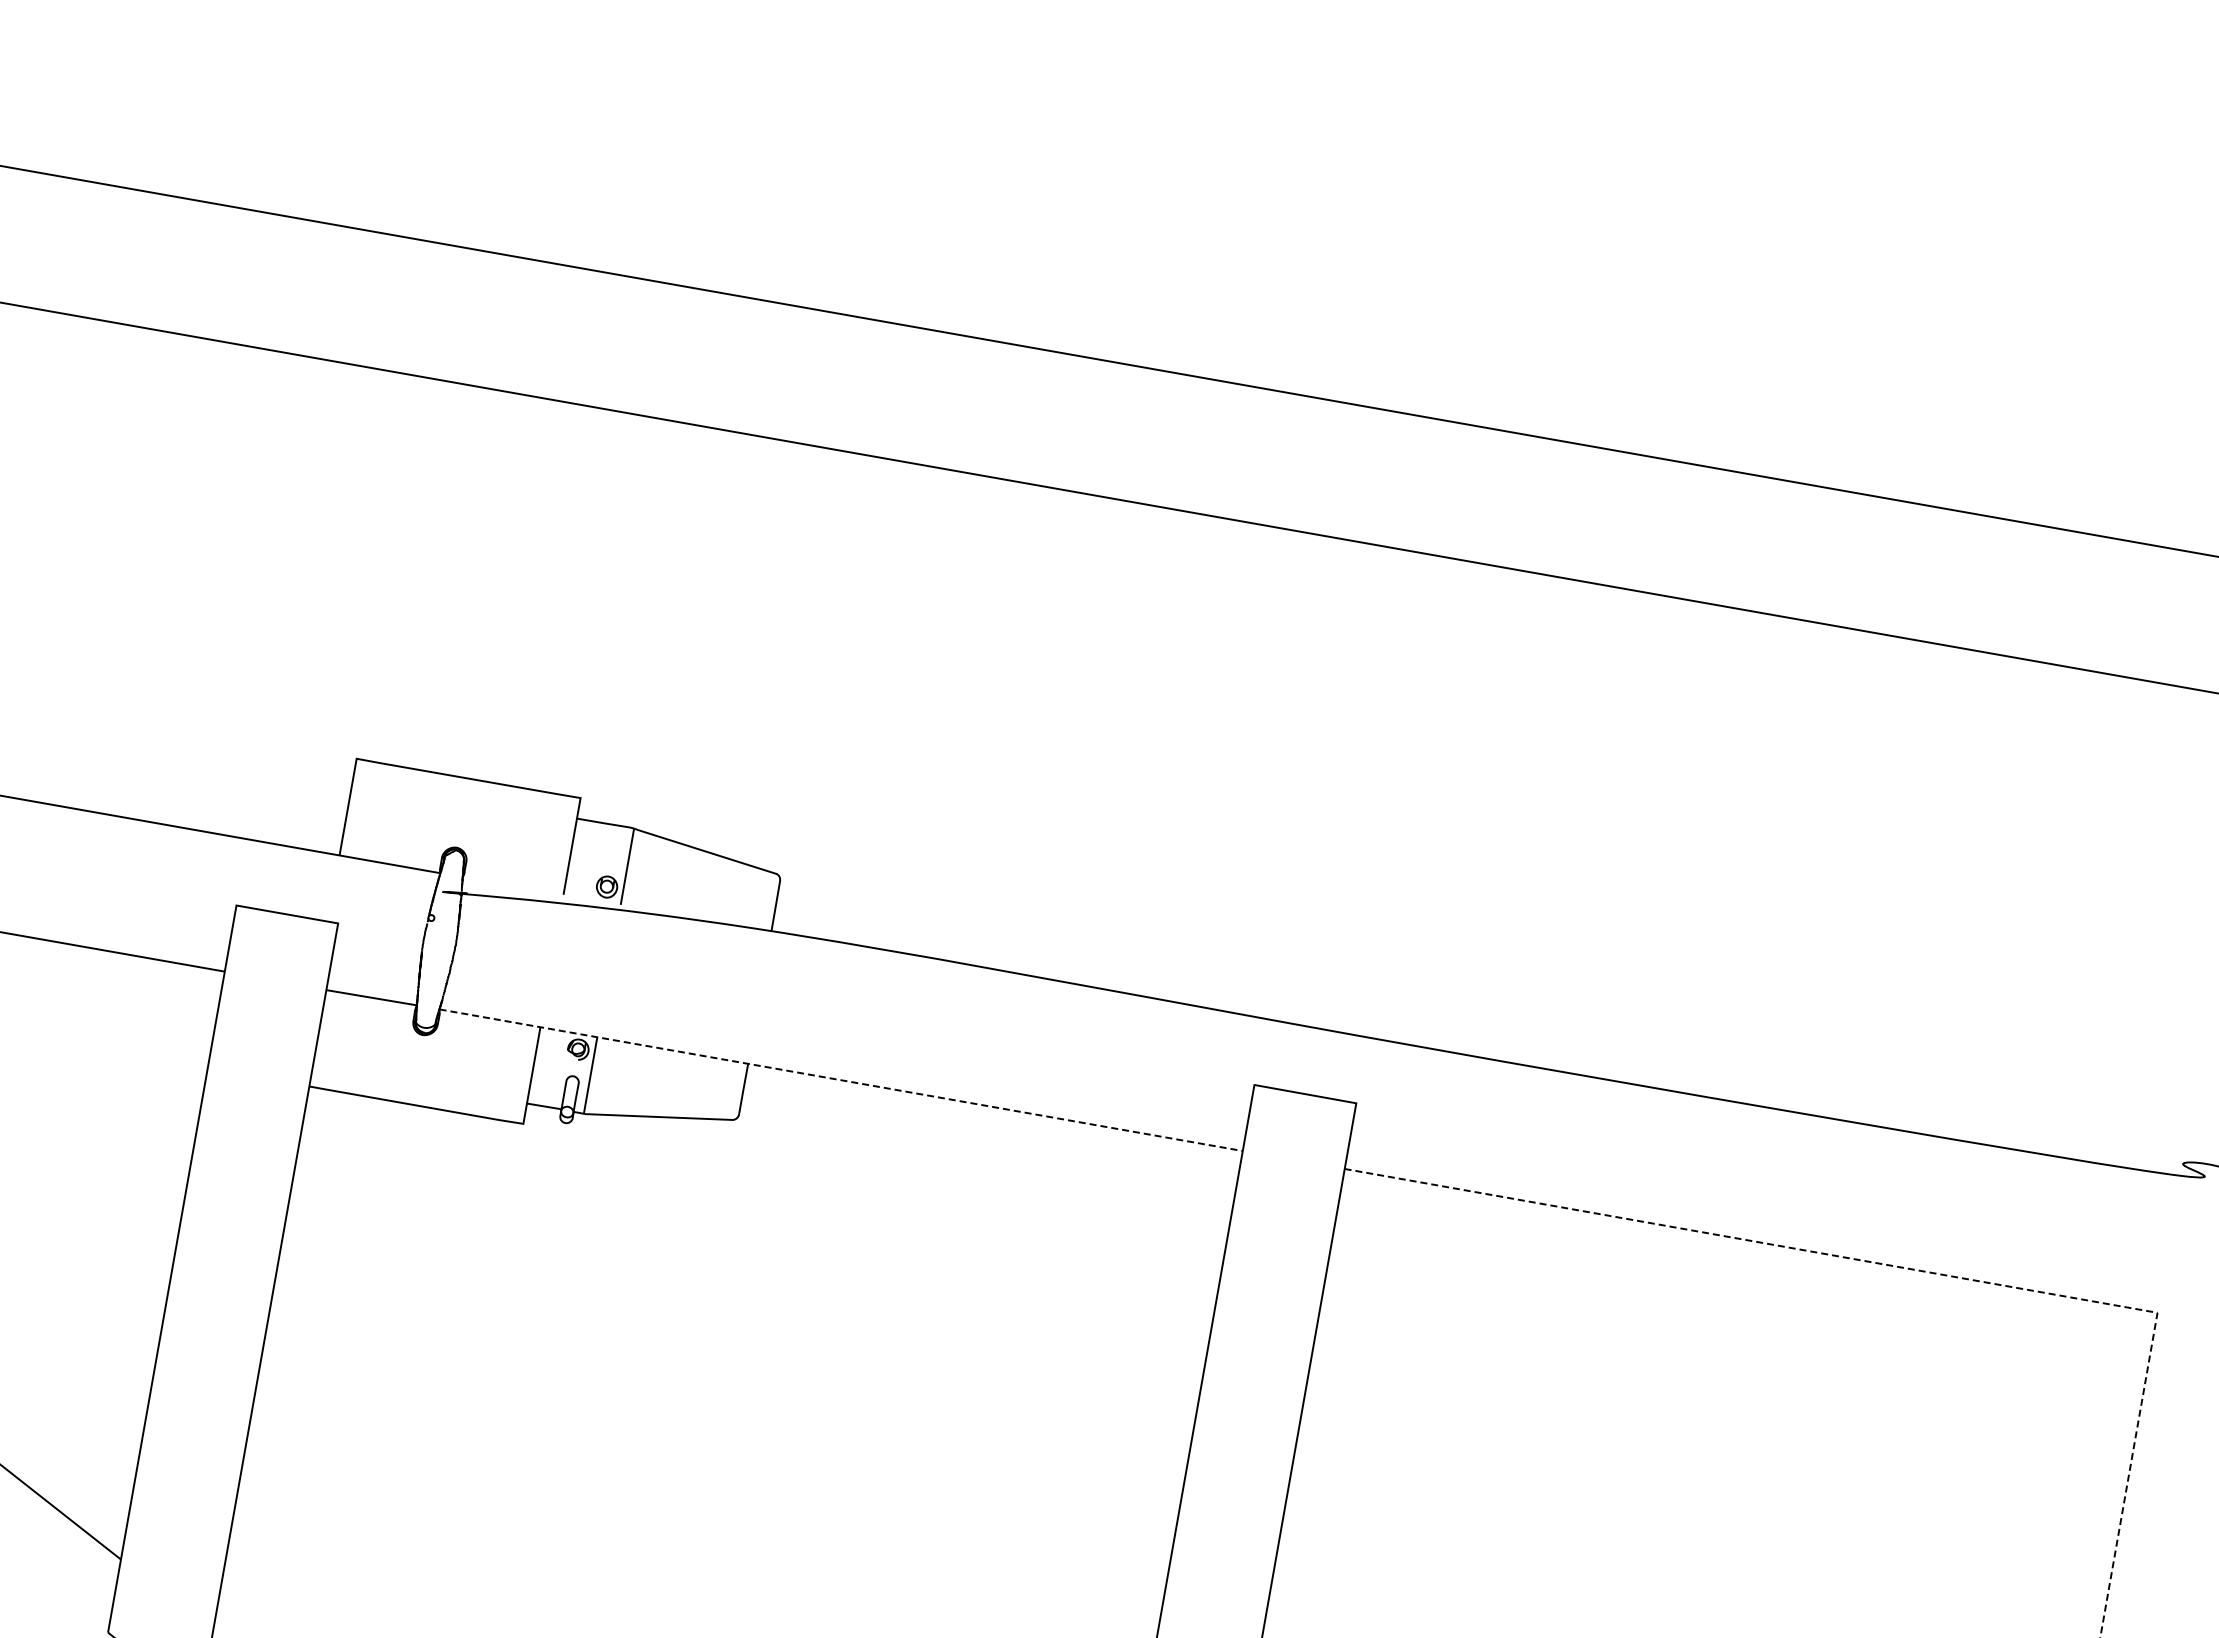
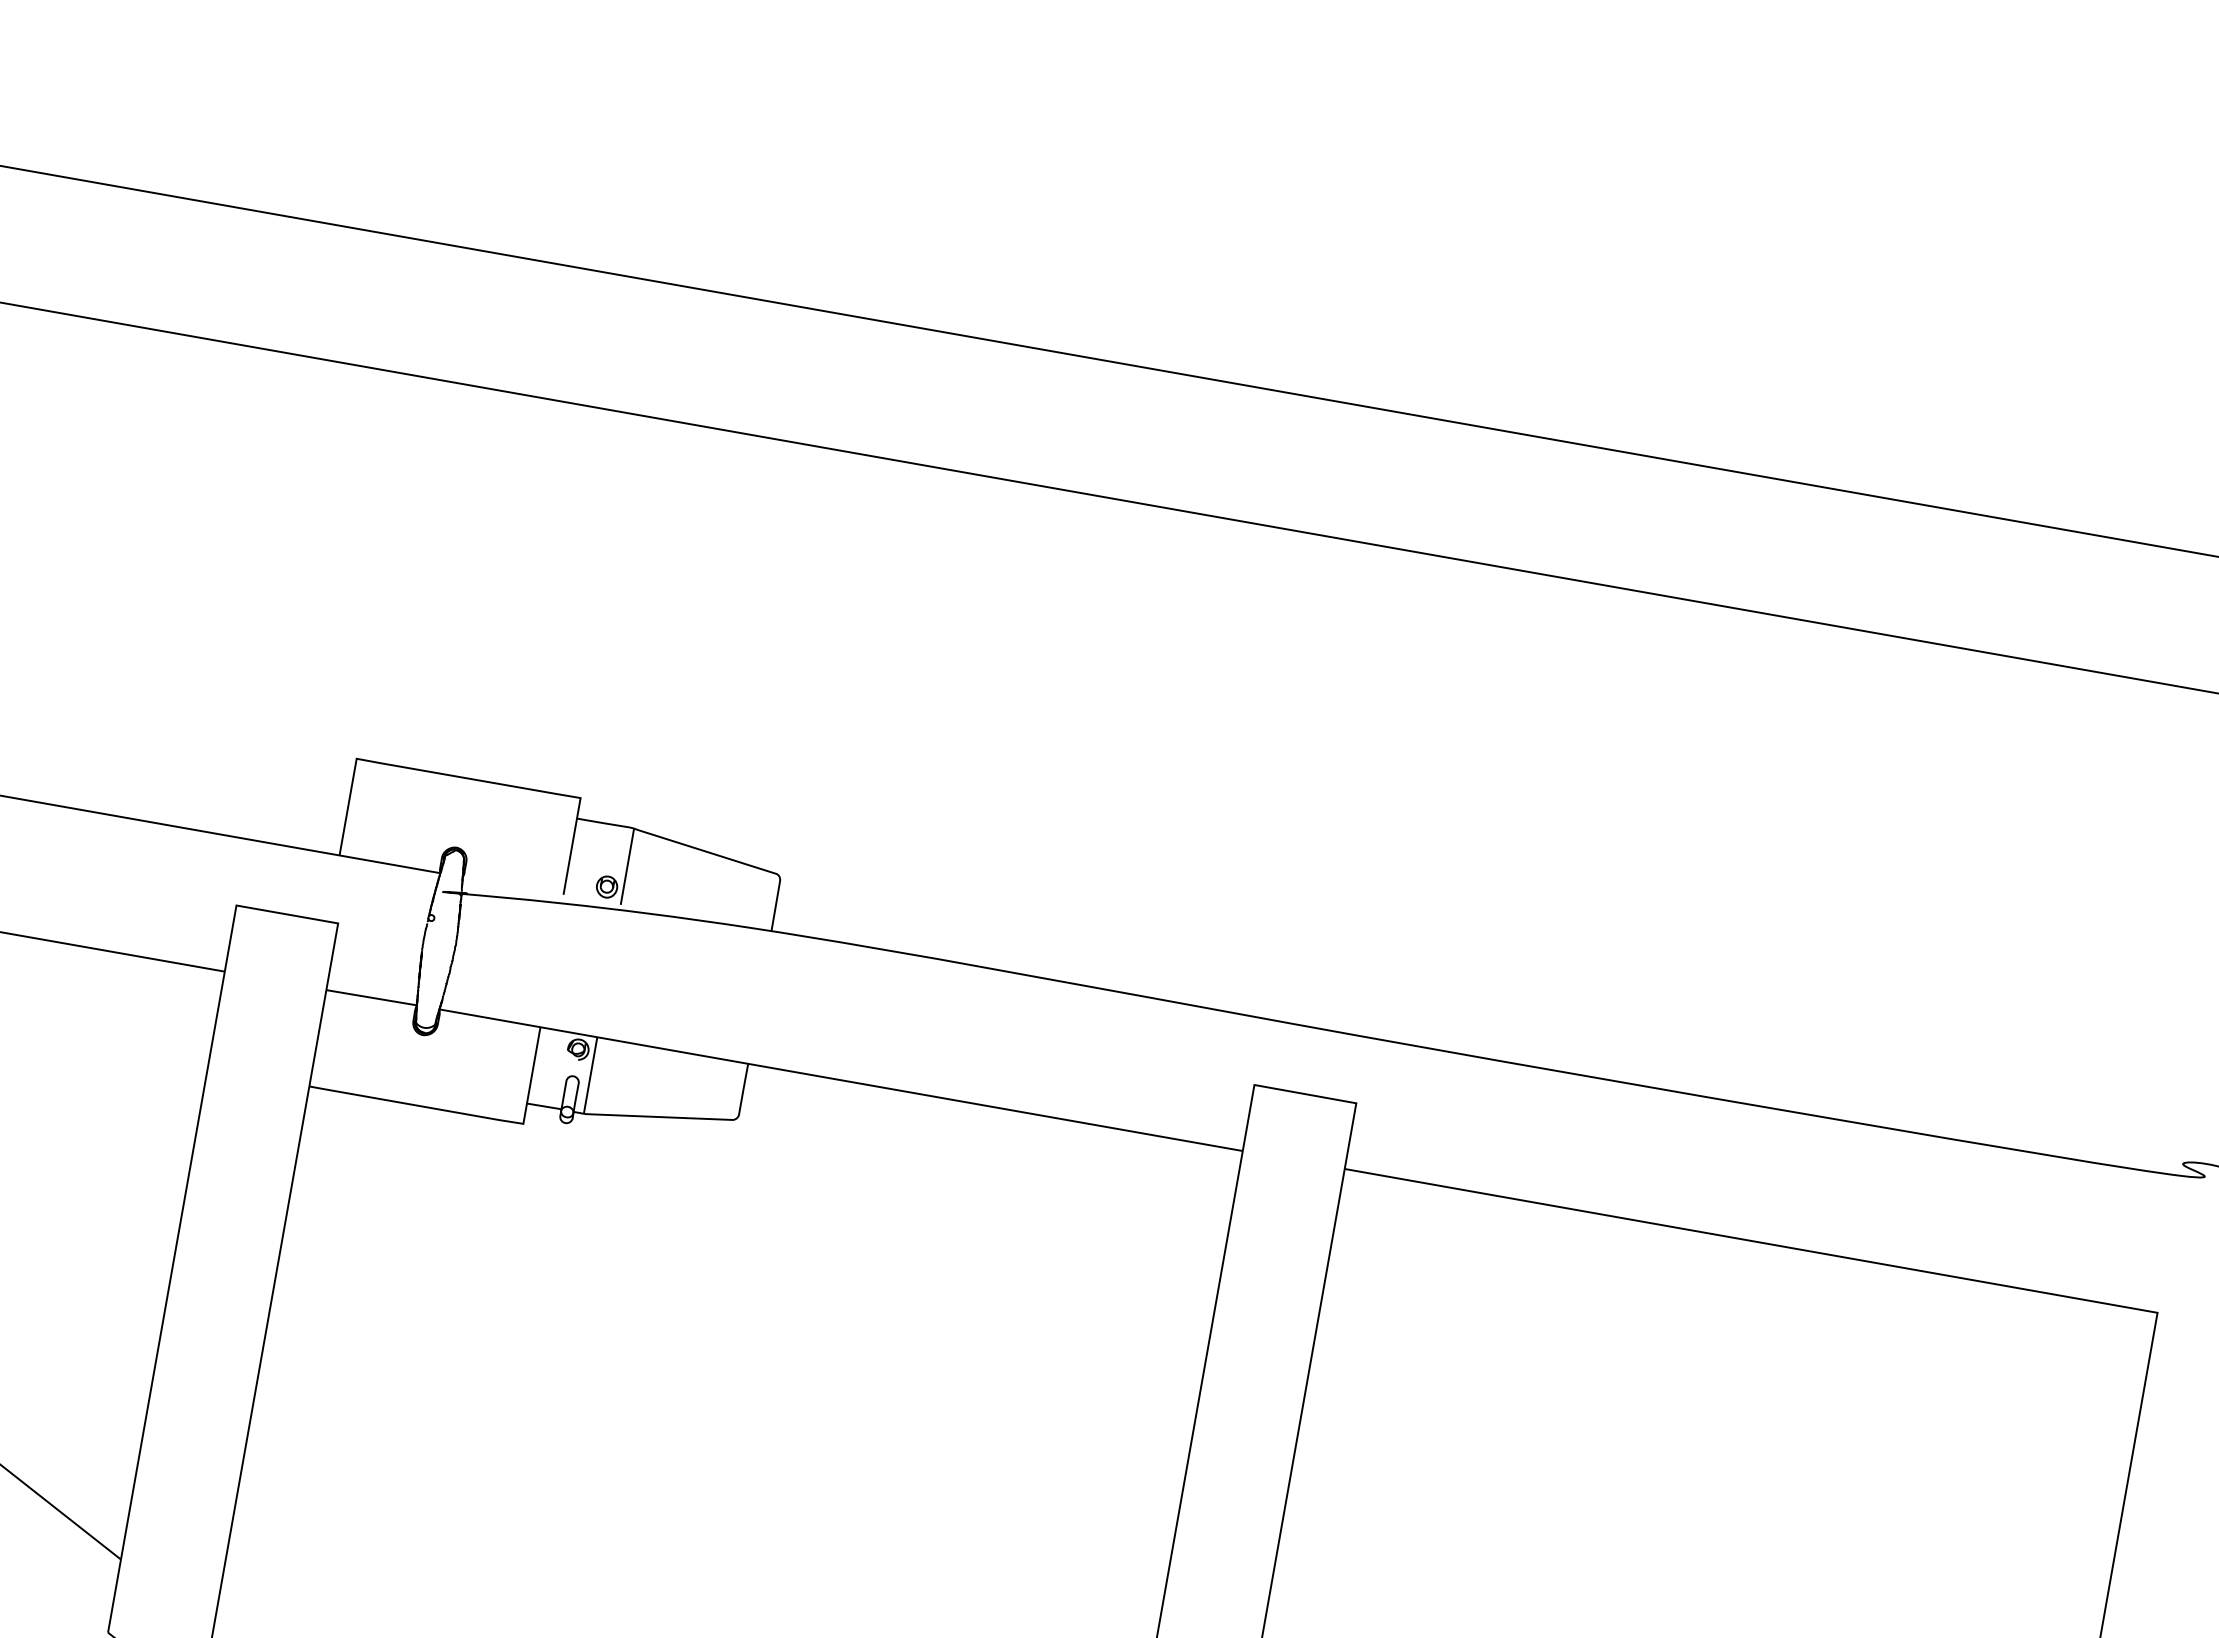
line: dashed -> solid (841, 1080)
line: dashed -> solid (1914, 1269)
